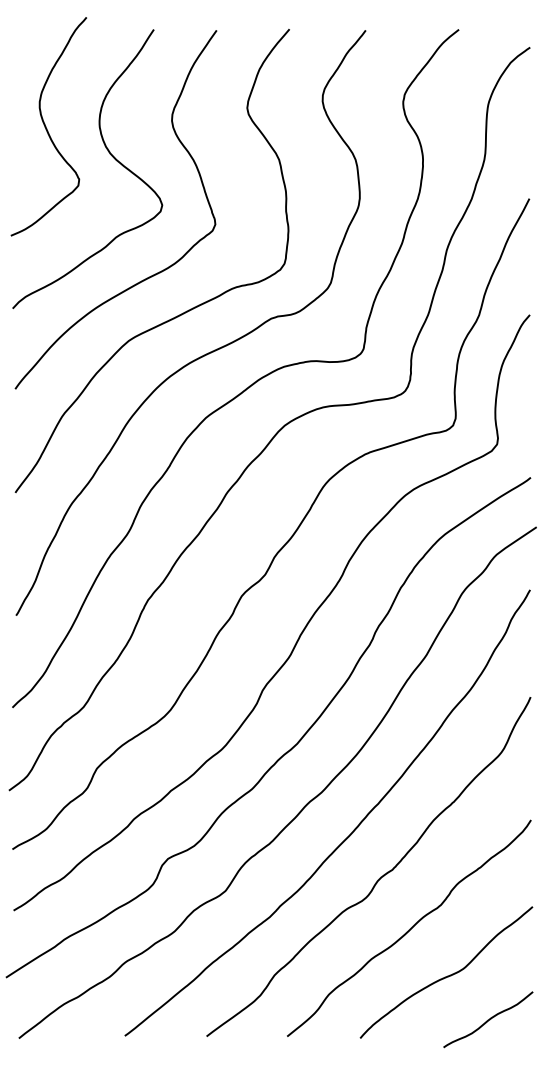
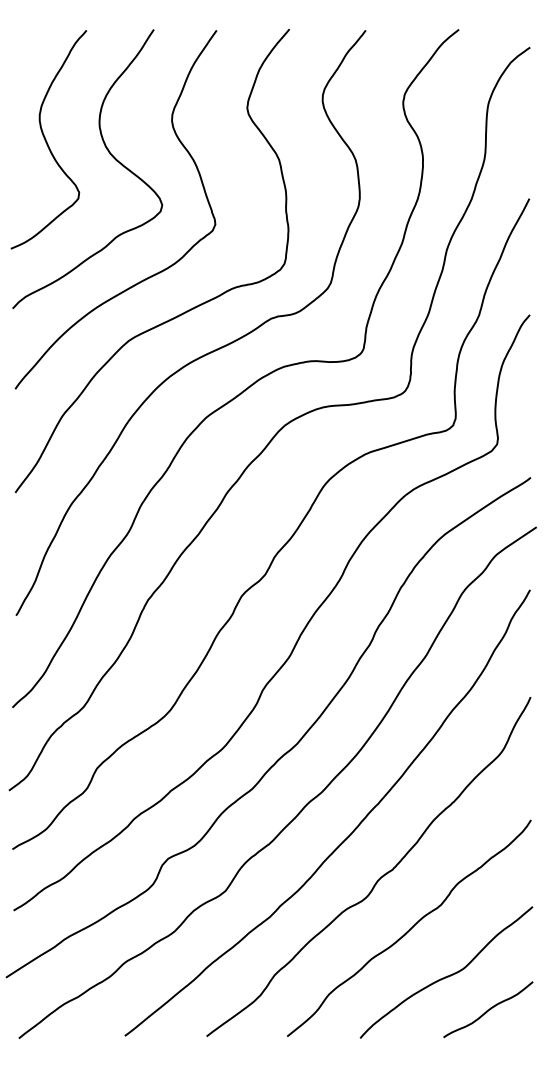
curve position: (46, 126) -> (46, 139) (46, 139)
curve position: (488, 1019) -> (488, 1009) (488, 1009)
